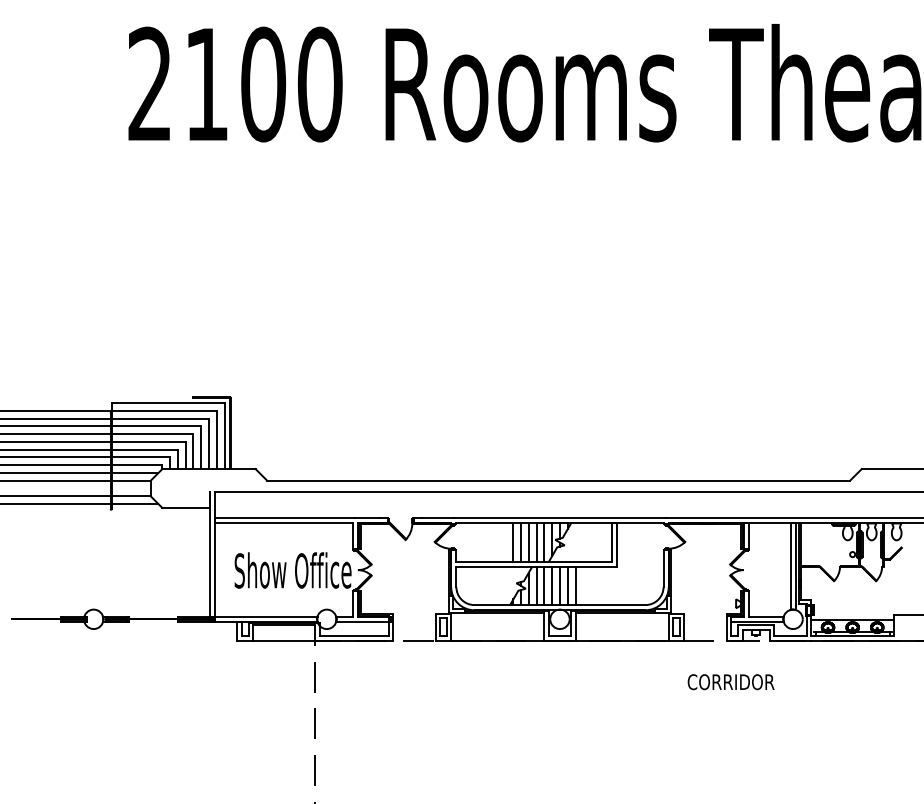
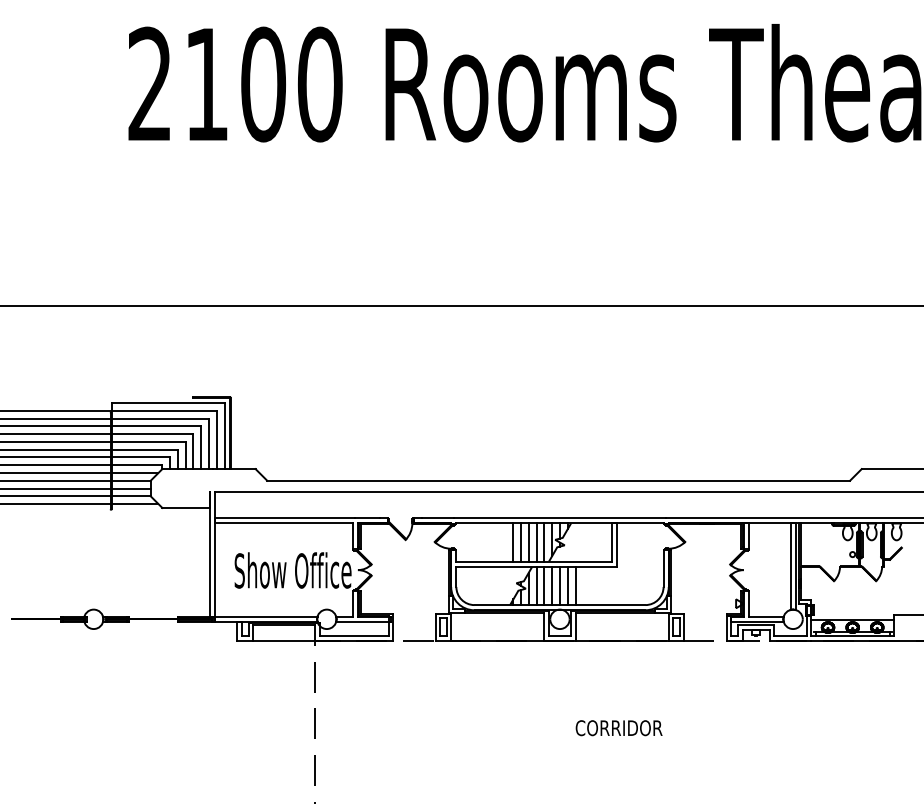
line: none -> present (461, 306)
line: none -> present (76, 488)
text position: (730, 682) -> (618, 728) (618, 728)
